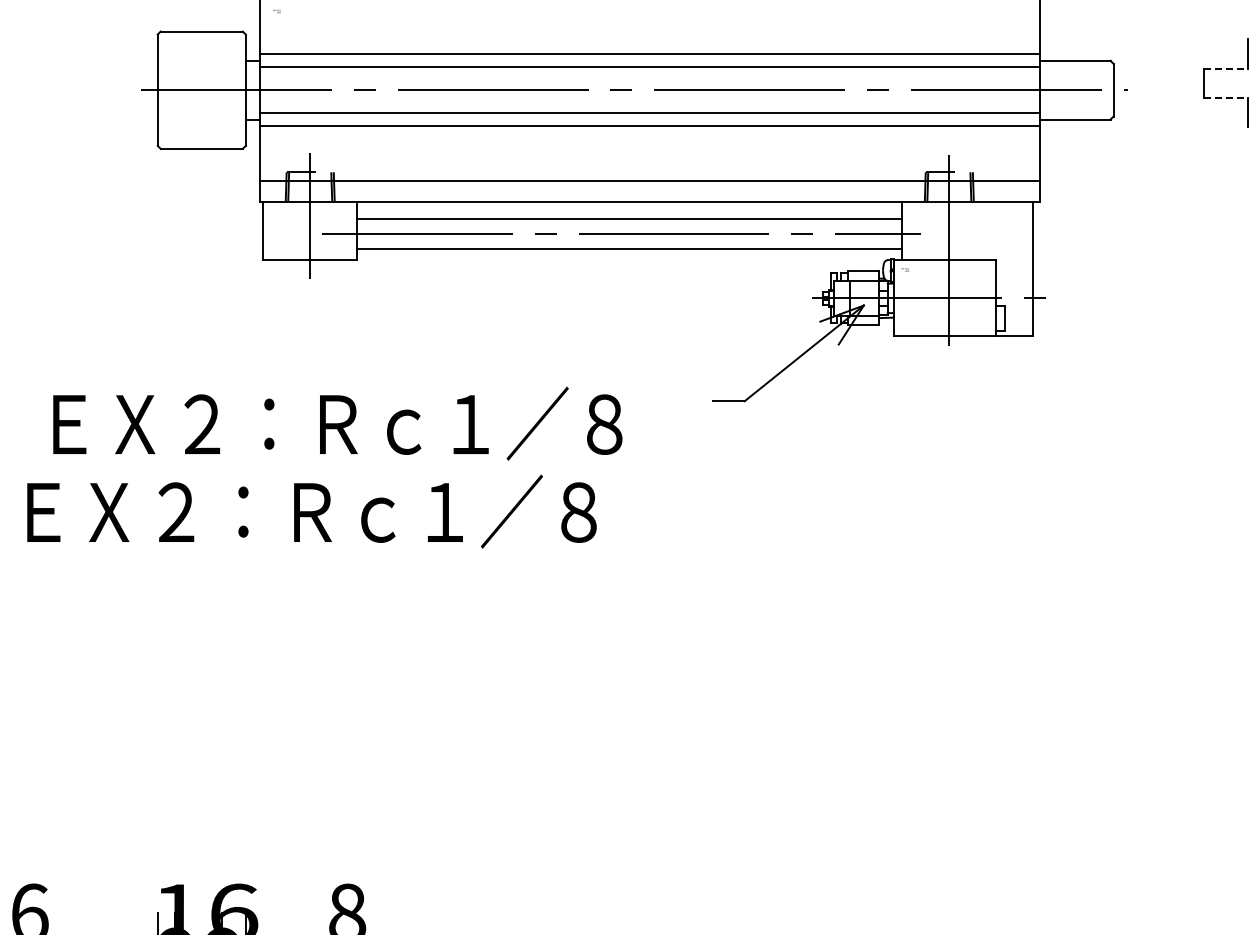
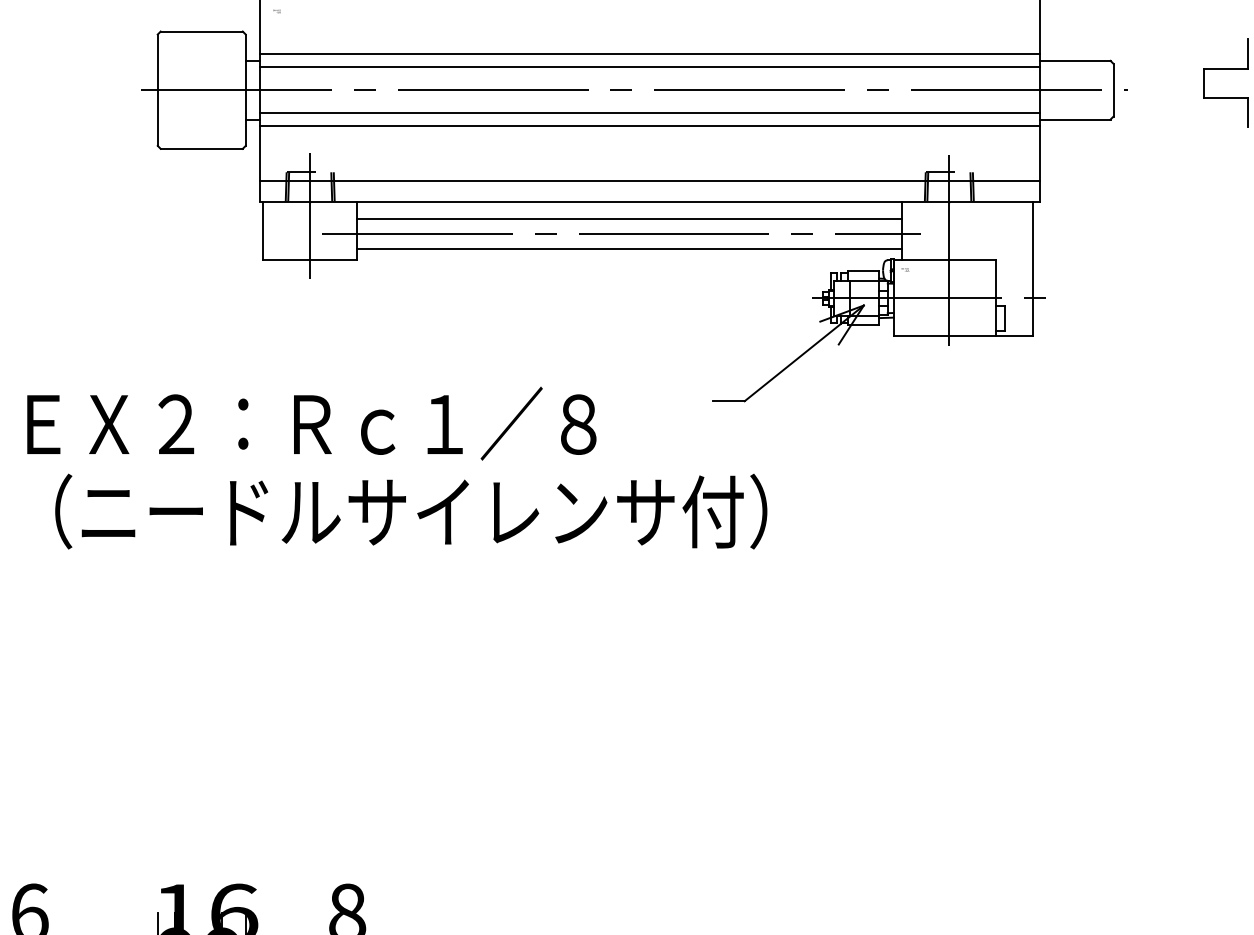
line: dashed -> solid (1225, 68)
line: dashed -> solid (1225, 97)
text position: (337, 423) -> (311, 423) (311, 423)
text: ＥＸ２：Ｒｃ１／８ -> （ニードルサイレンサ付） (397, 511)
